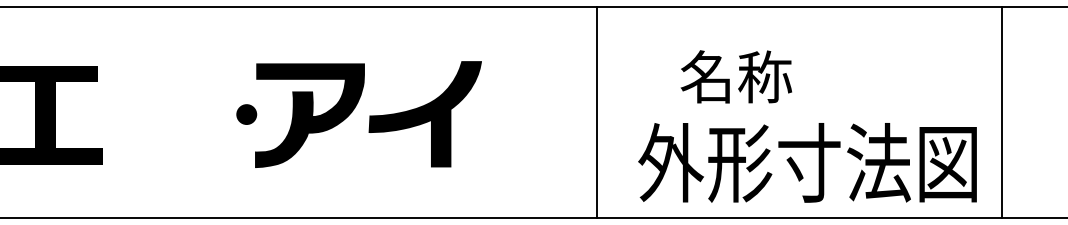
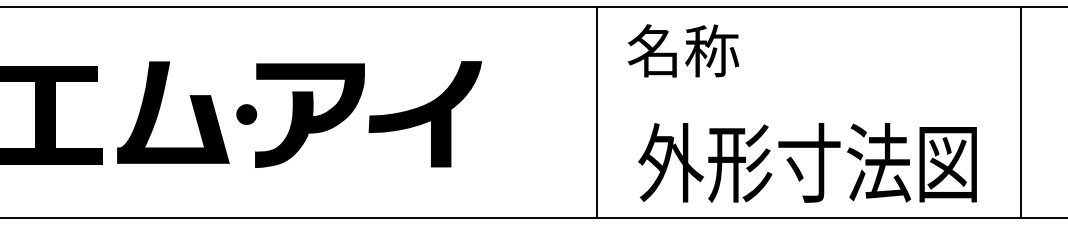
text position: (735, 76) -> (682, 50) (682, 50)
fill: none -> present (173, 112)
line position: (1001, 112) -> (1020, 112) (1020, 112)
